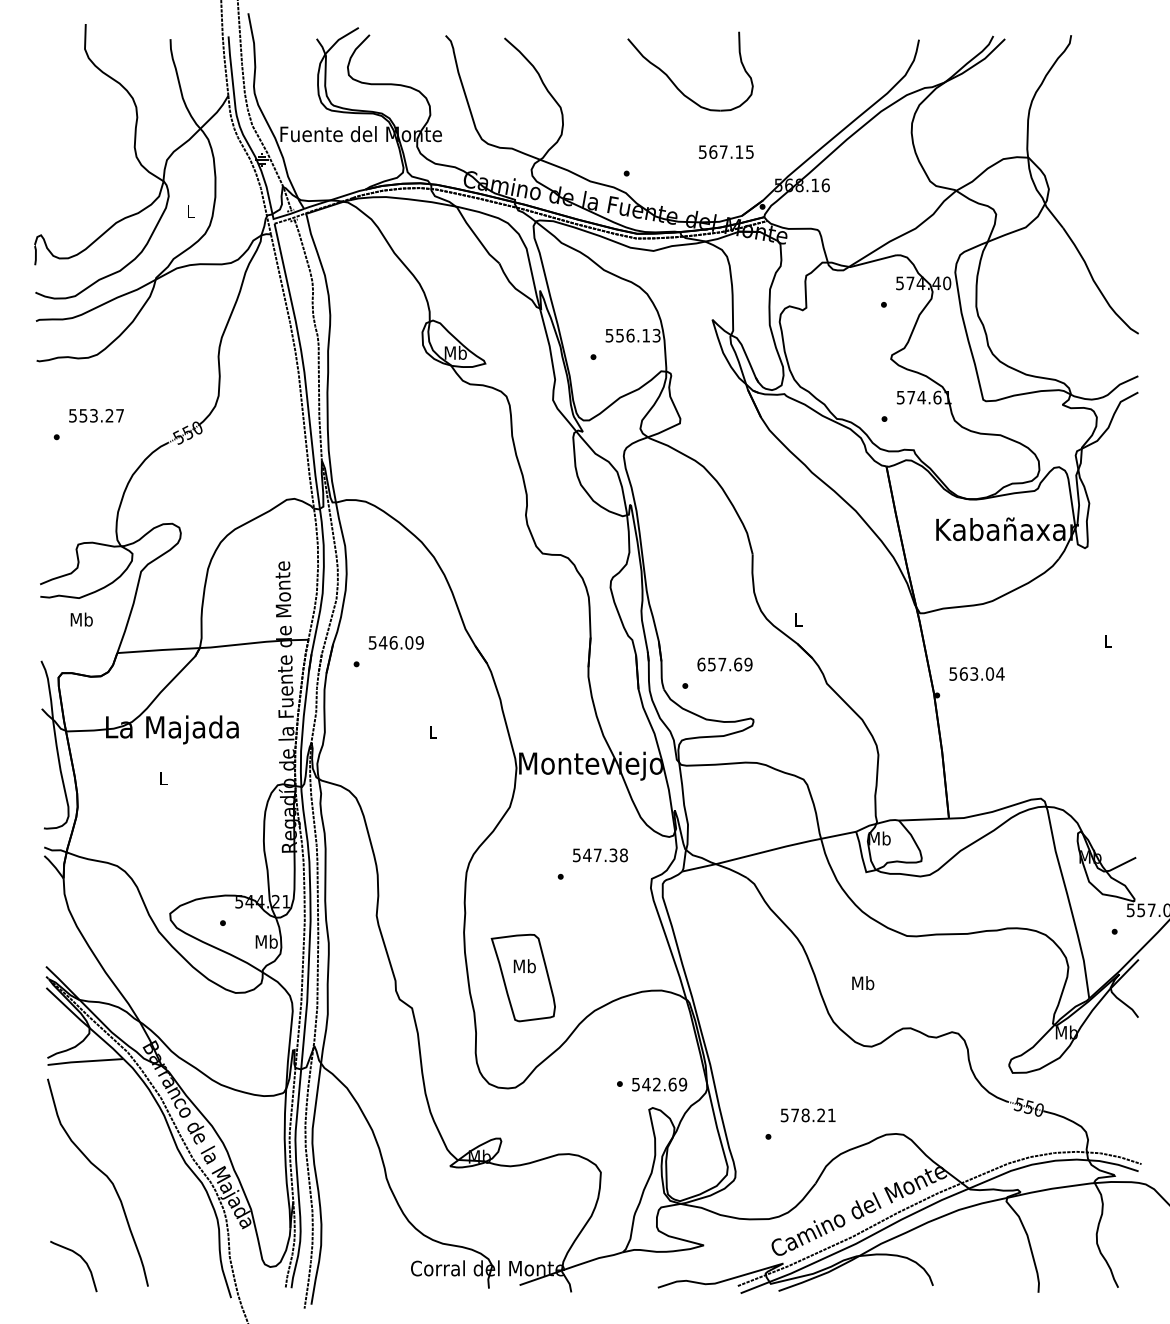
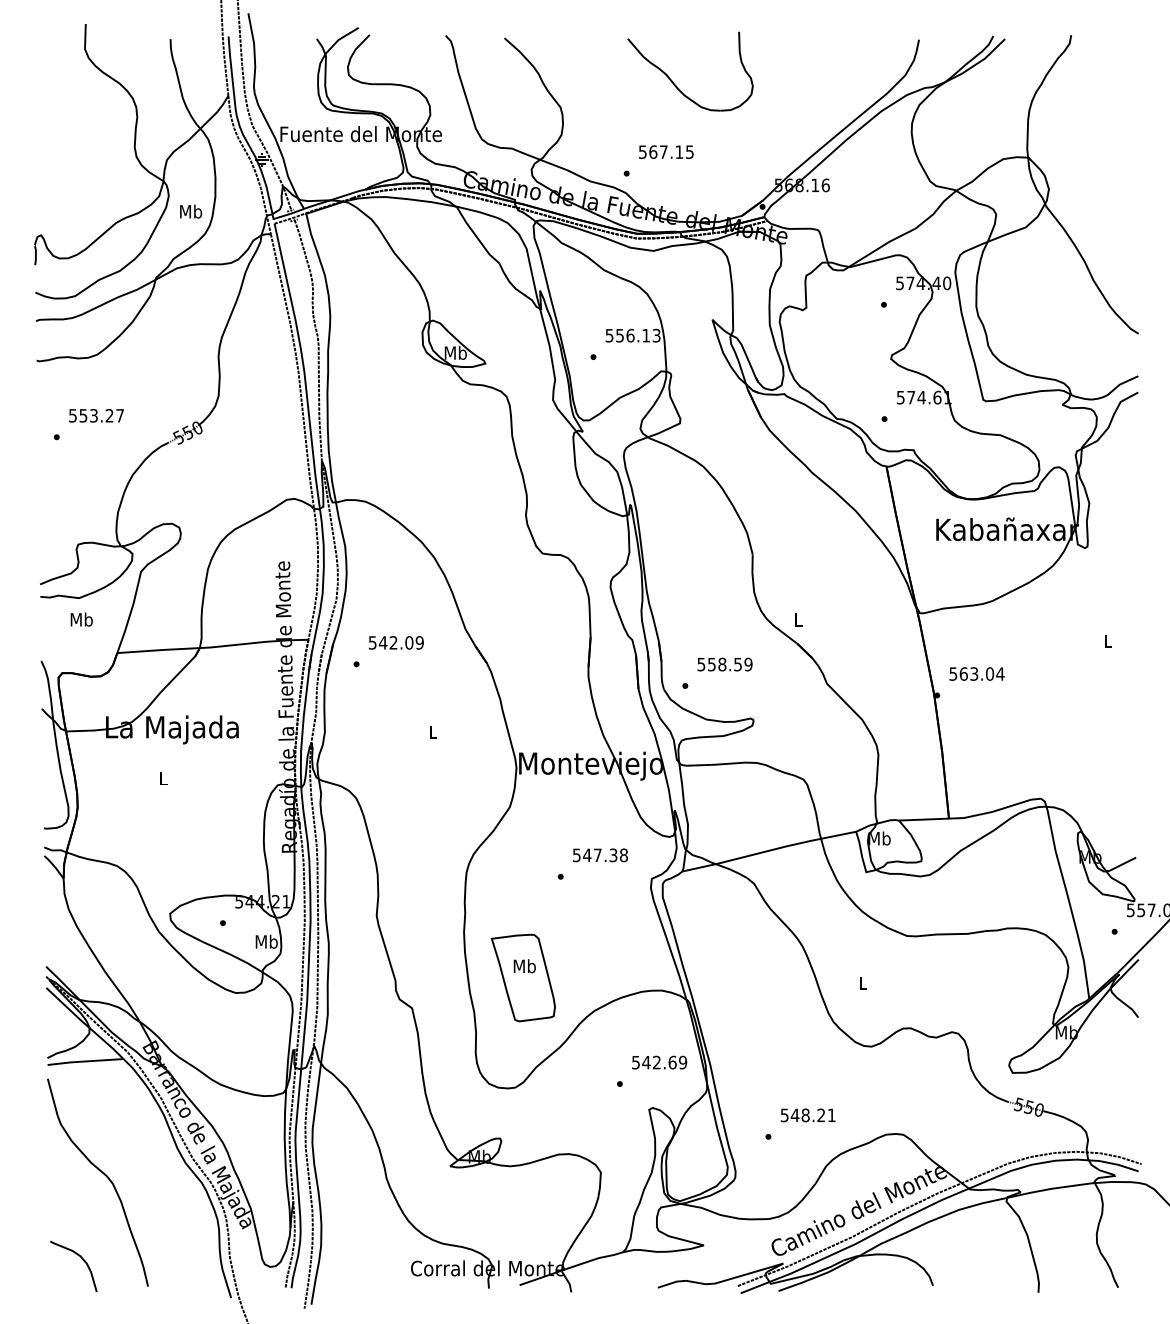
text position: (726, 151) -> (666, 151) (666, 151)
text: L -> Mb (191, 211)
text: 546.09 -> 542.09 (393, 642)
text: 657.69 -> 558.59 (719, 664)
text: Mb -> L (863, 983)
text position: (659, 1084) -> (659, 1062) (659, 1062)
text: 578.21 -> 548.21 (794, 1115)
